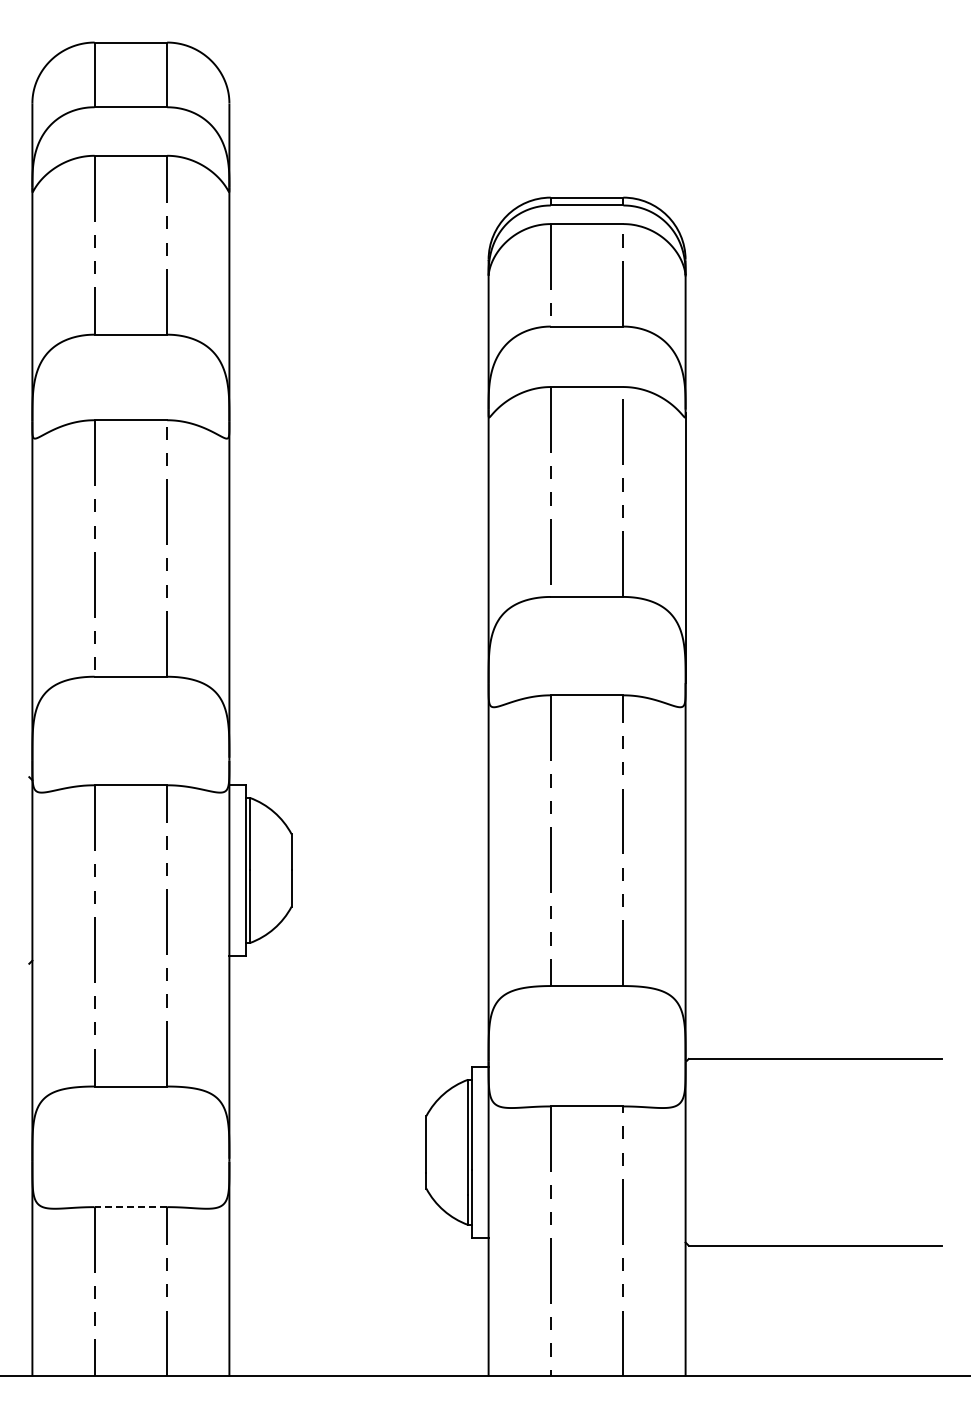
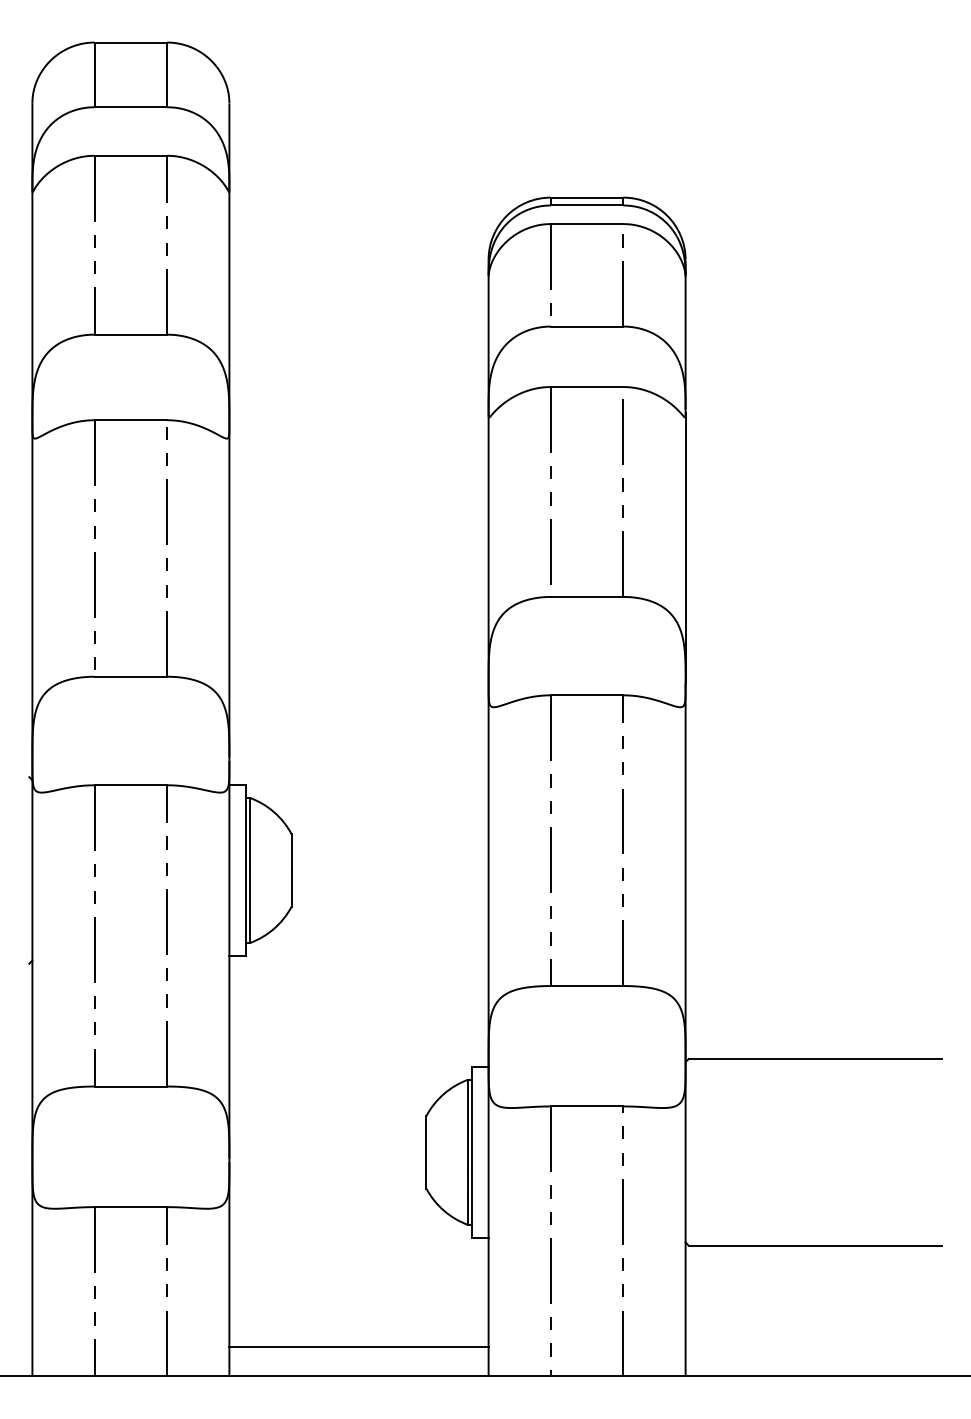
line: dashed -> solid (130, 1207)
line: none -> present (358, 1347)
